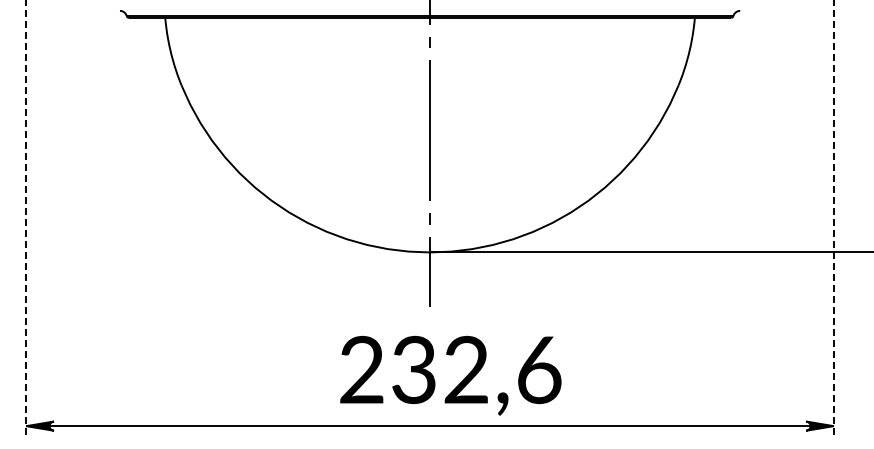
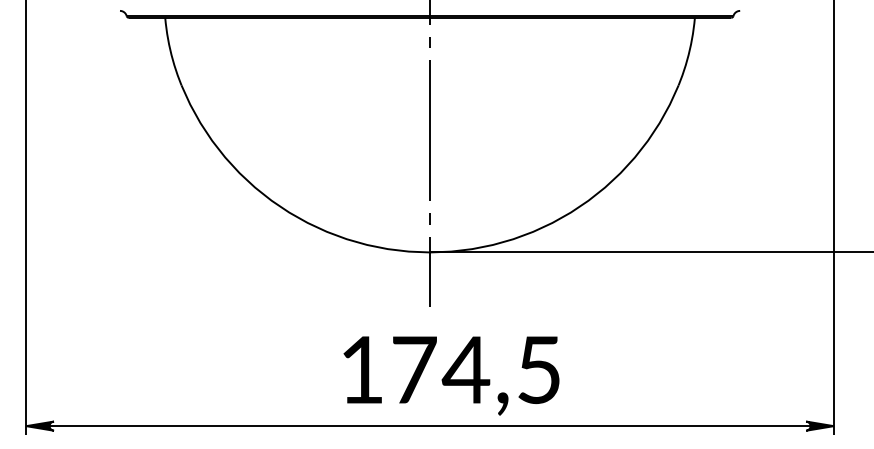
line: dashed -> solid (26, 218)
line: dashed -> solid (833, 218)
text: 232,6 -> 174,5 (450, 369)
